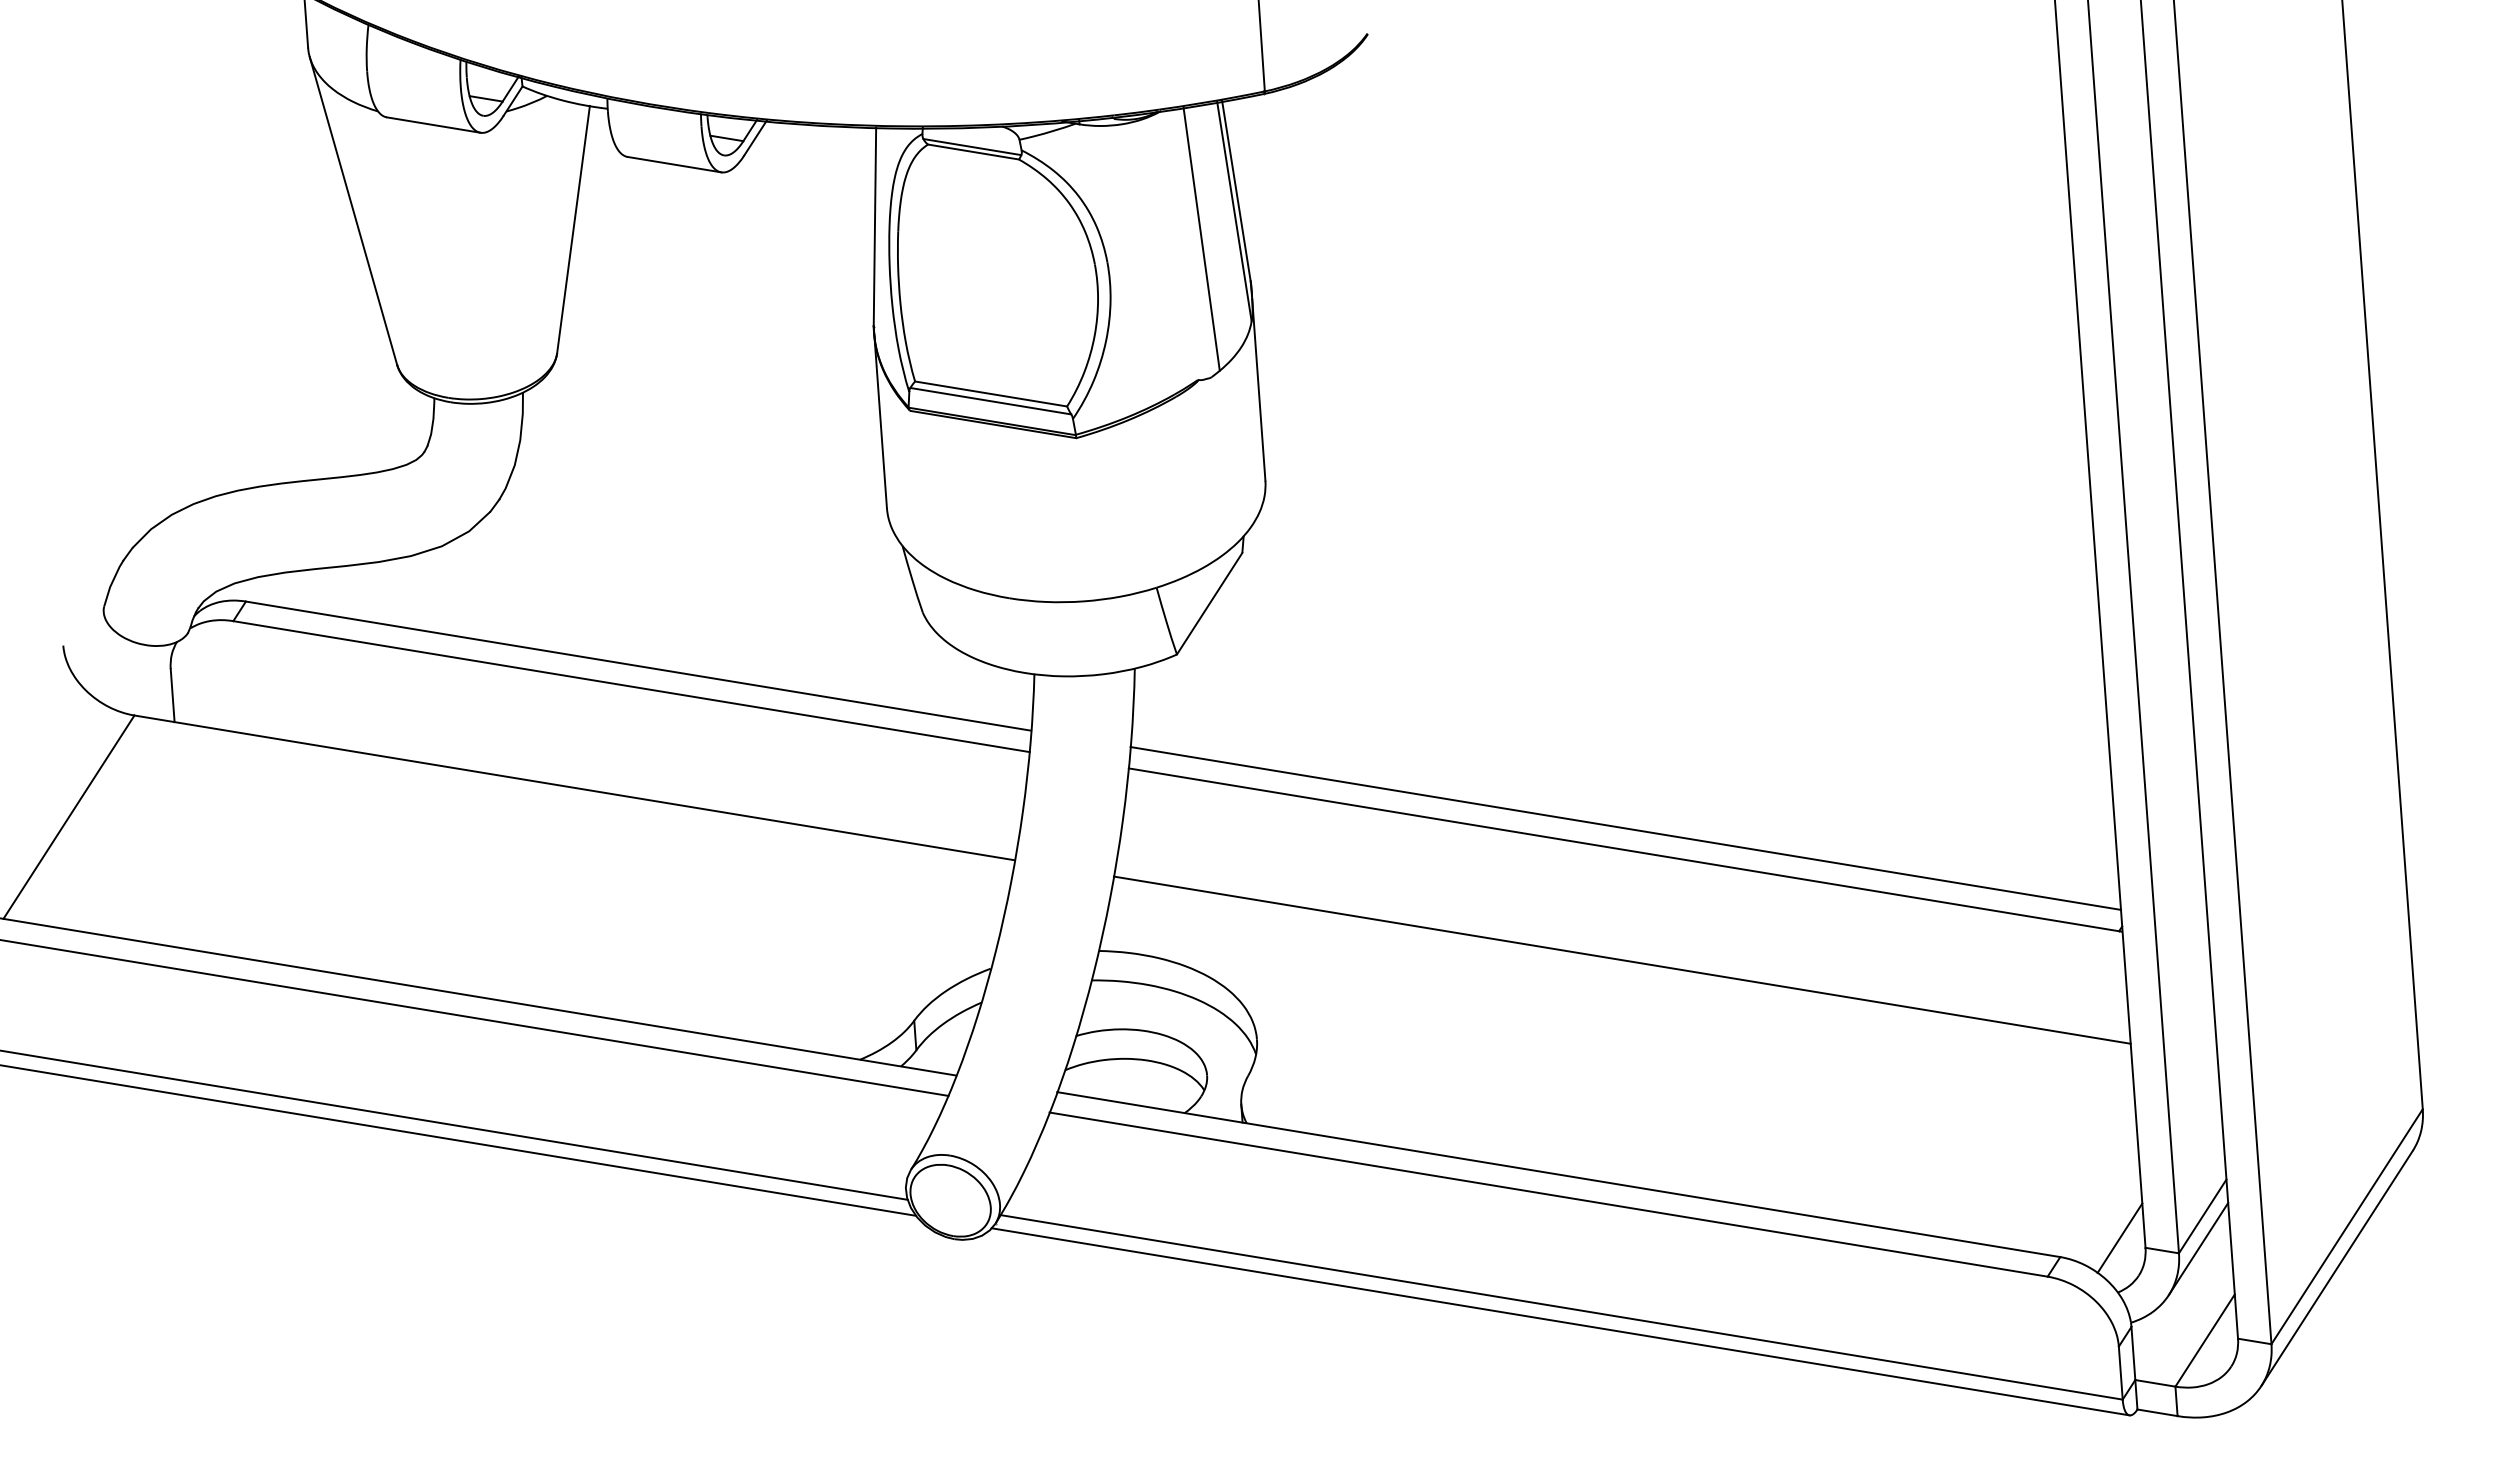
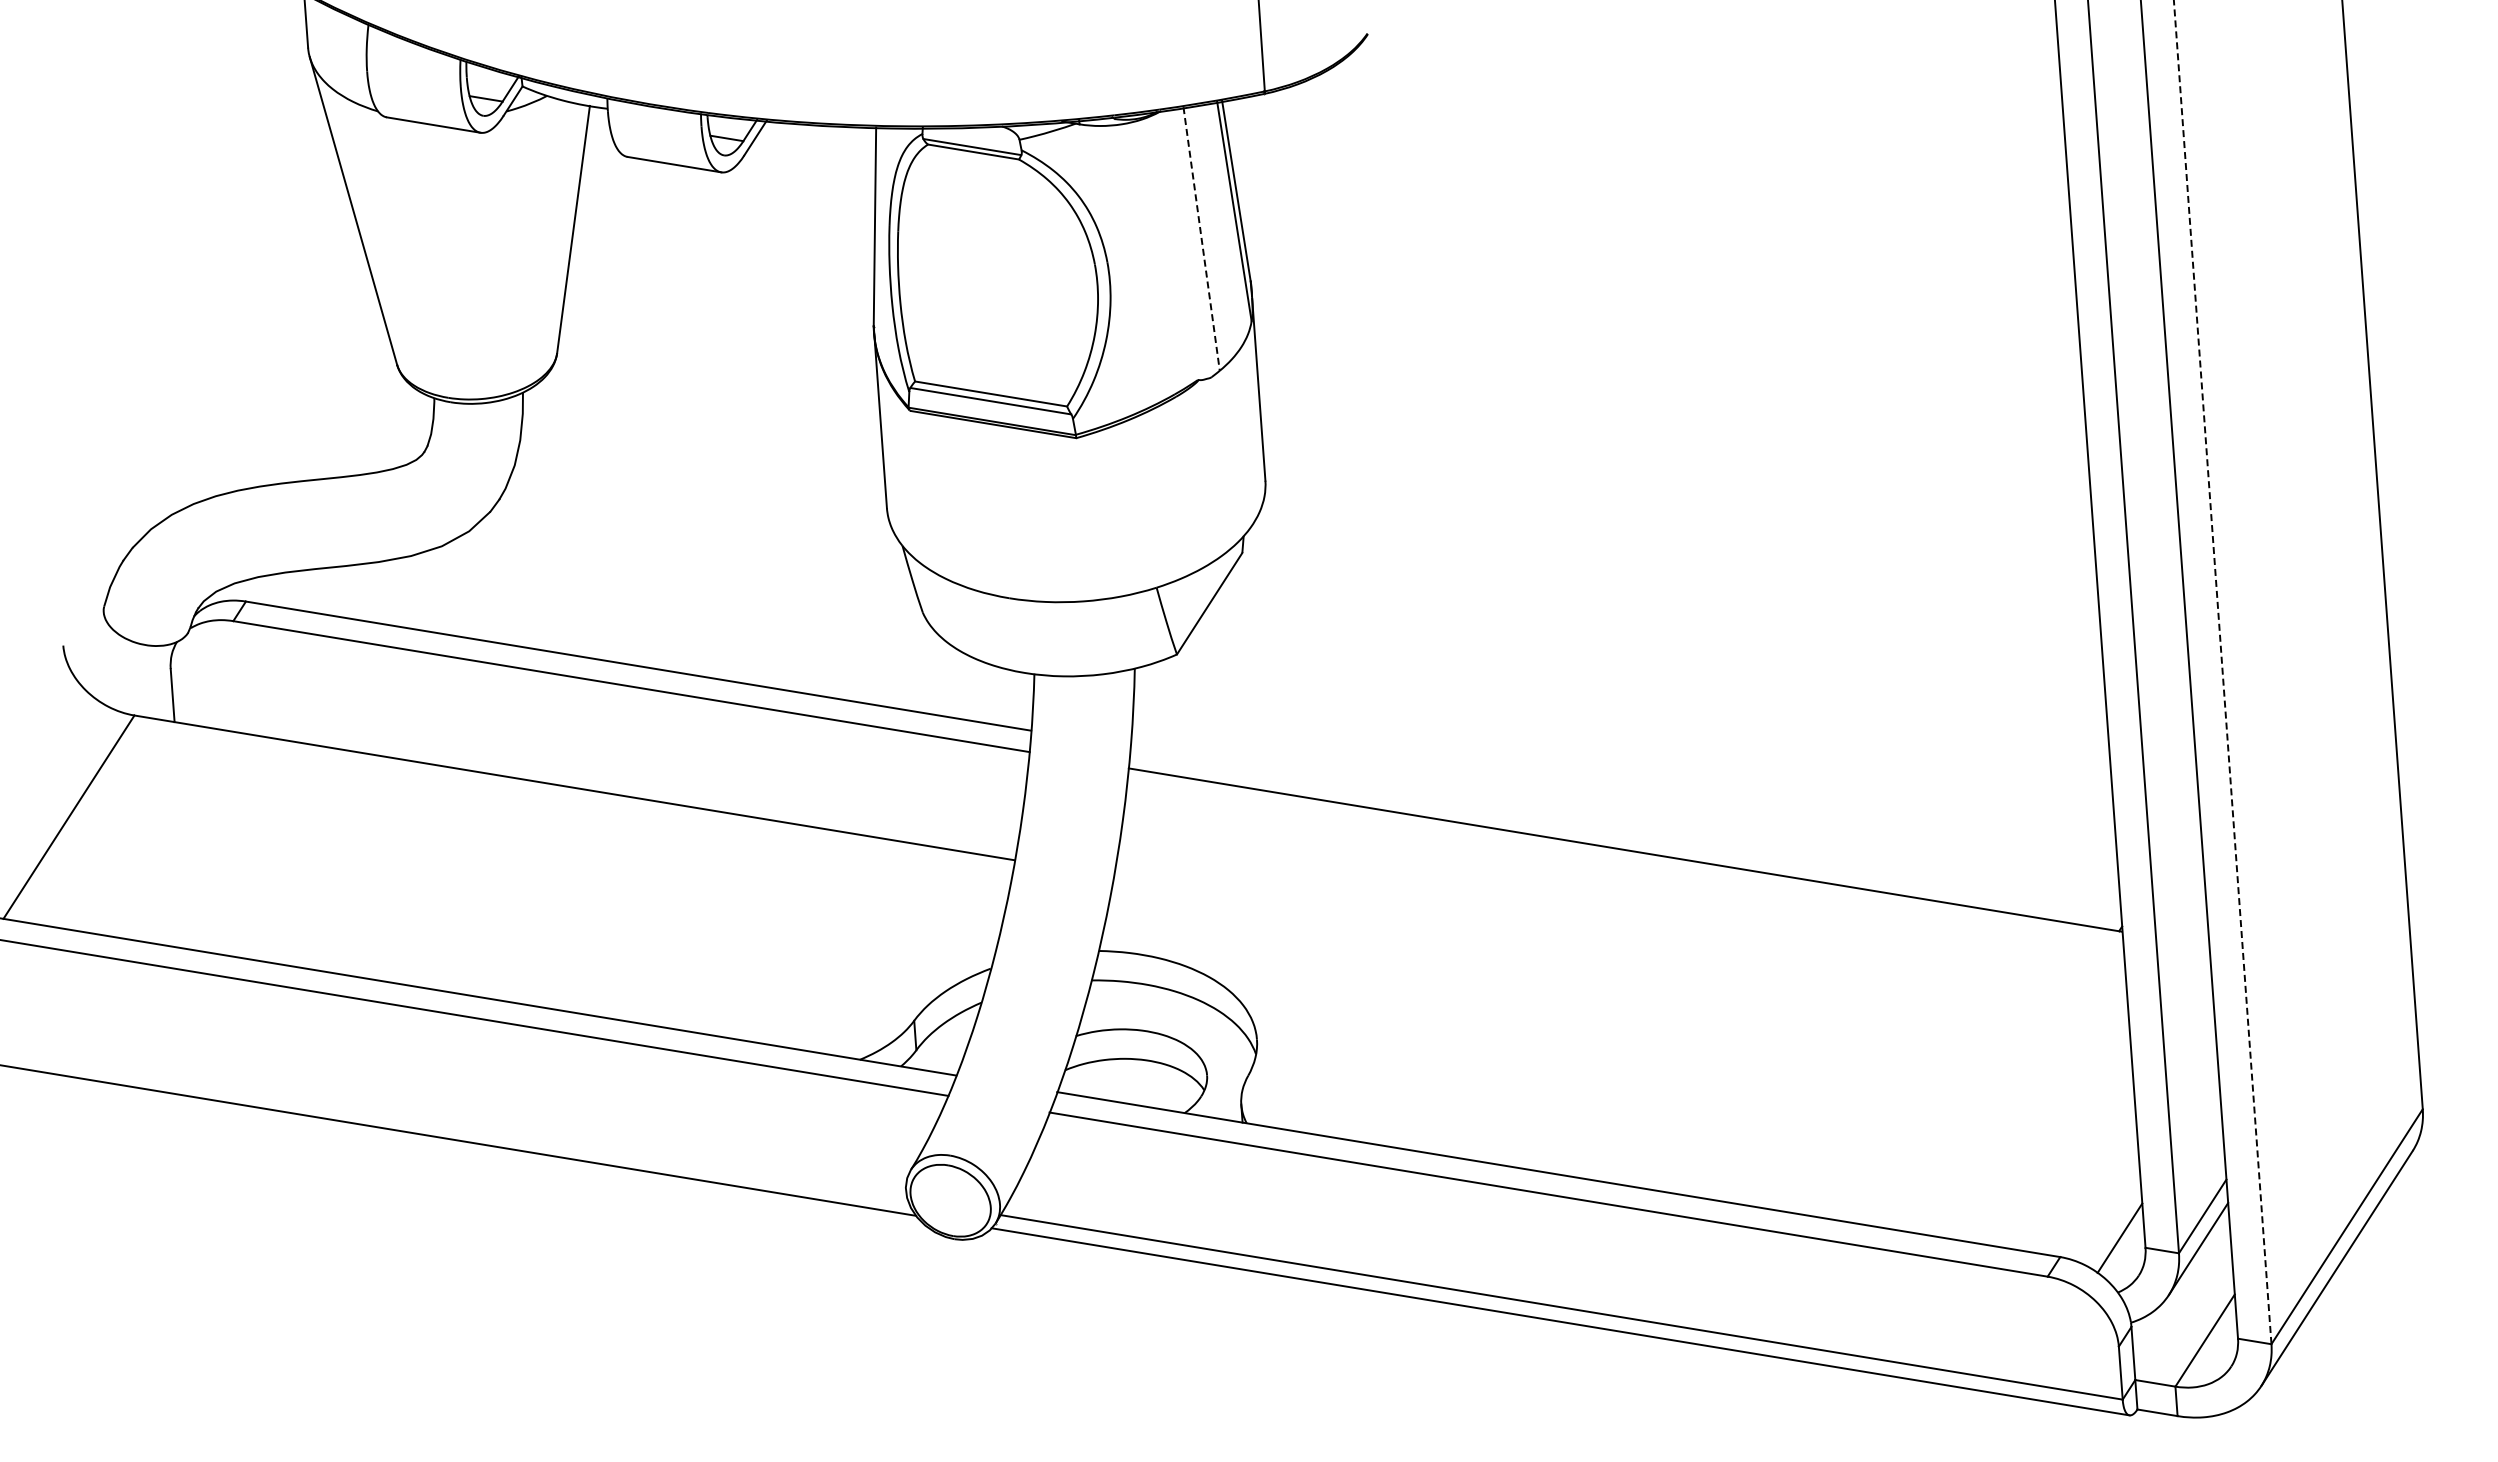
line: solid -> dashed (1201, 239)
line: solid -> dashed (2222, 672)
line: present -> none (1625, 828)
line: present -> none (1621, 959)
line: present -> none (454, 1124)
